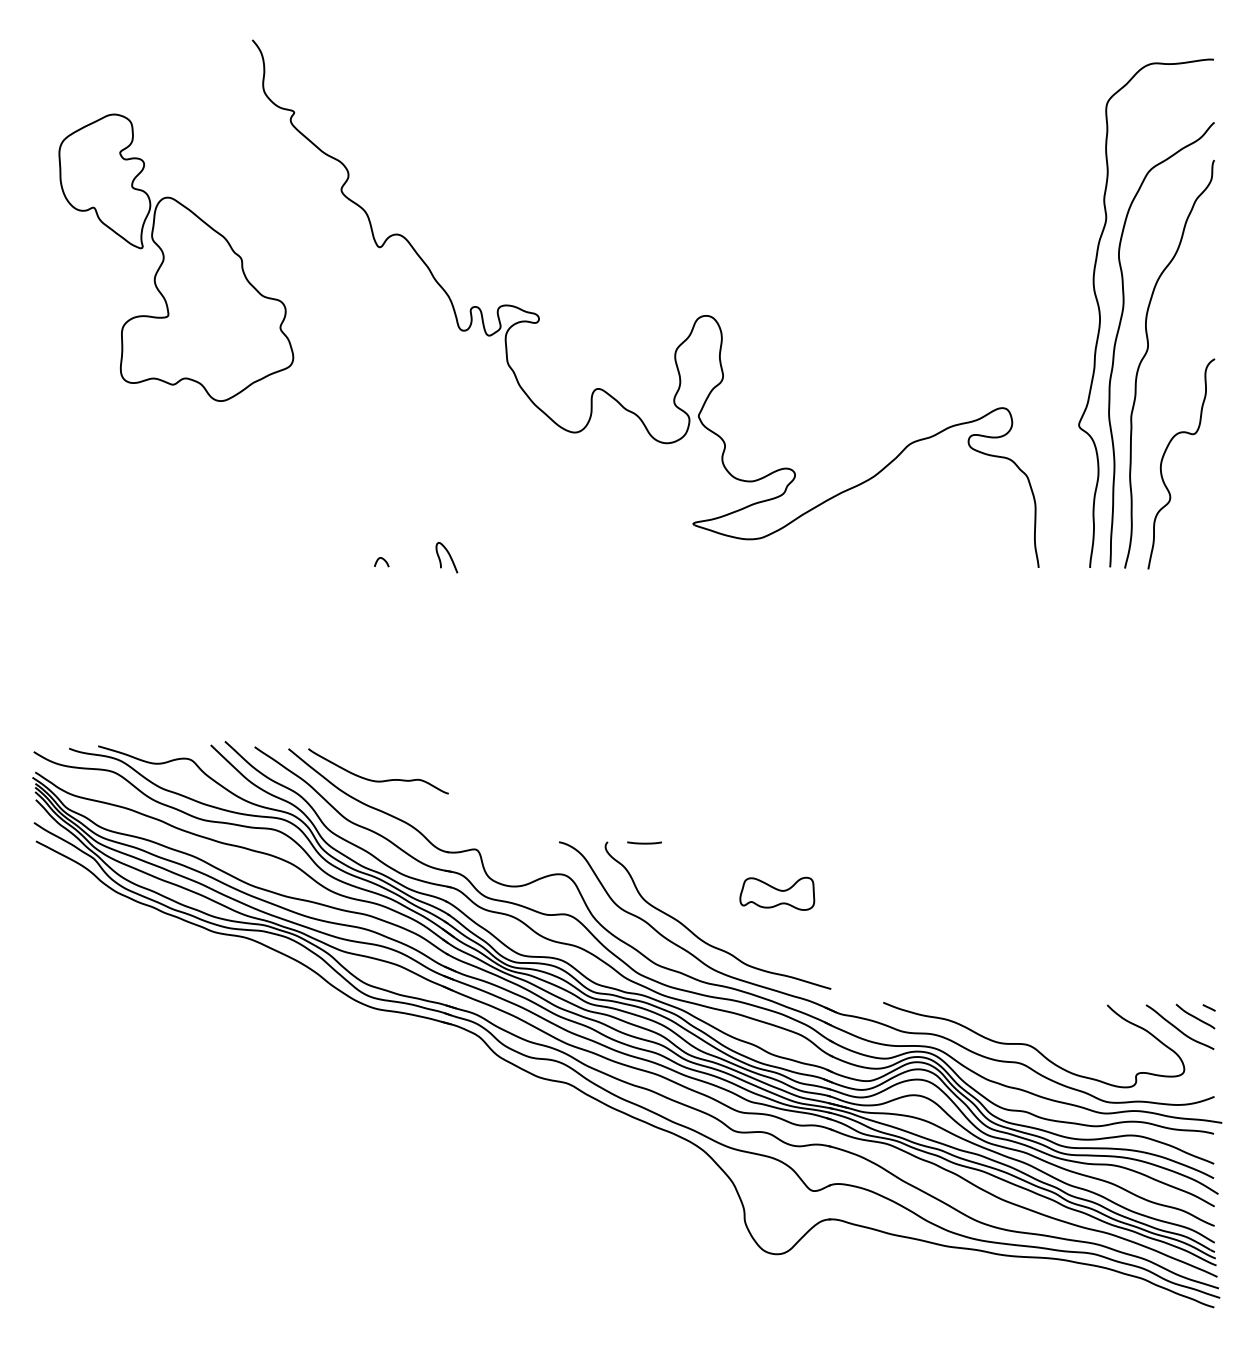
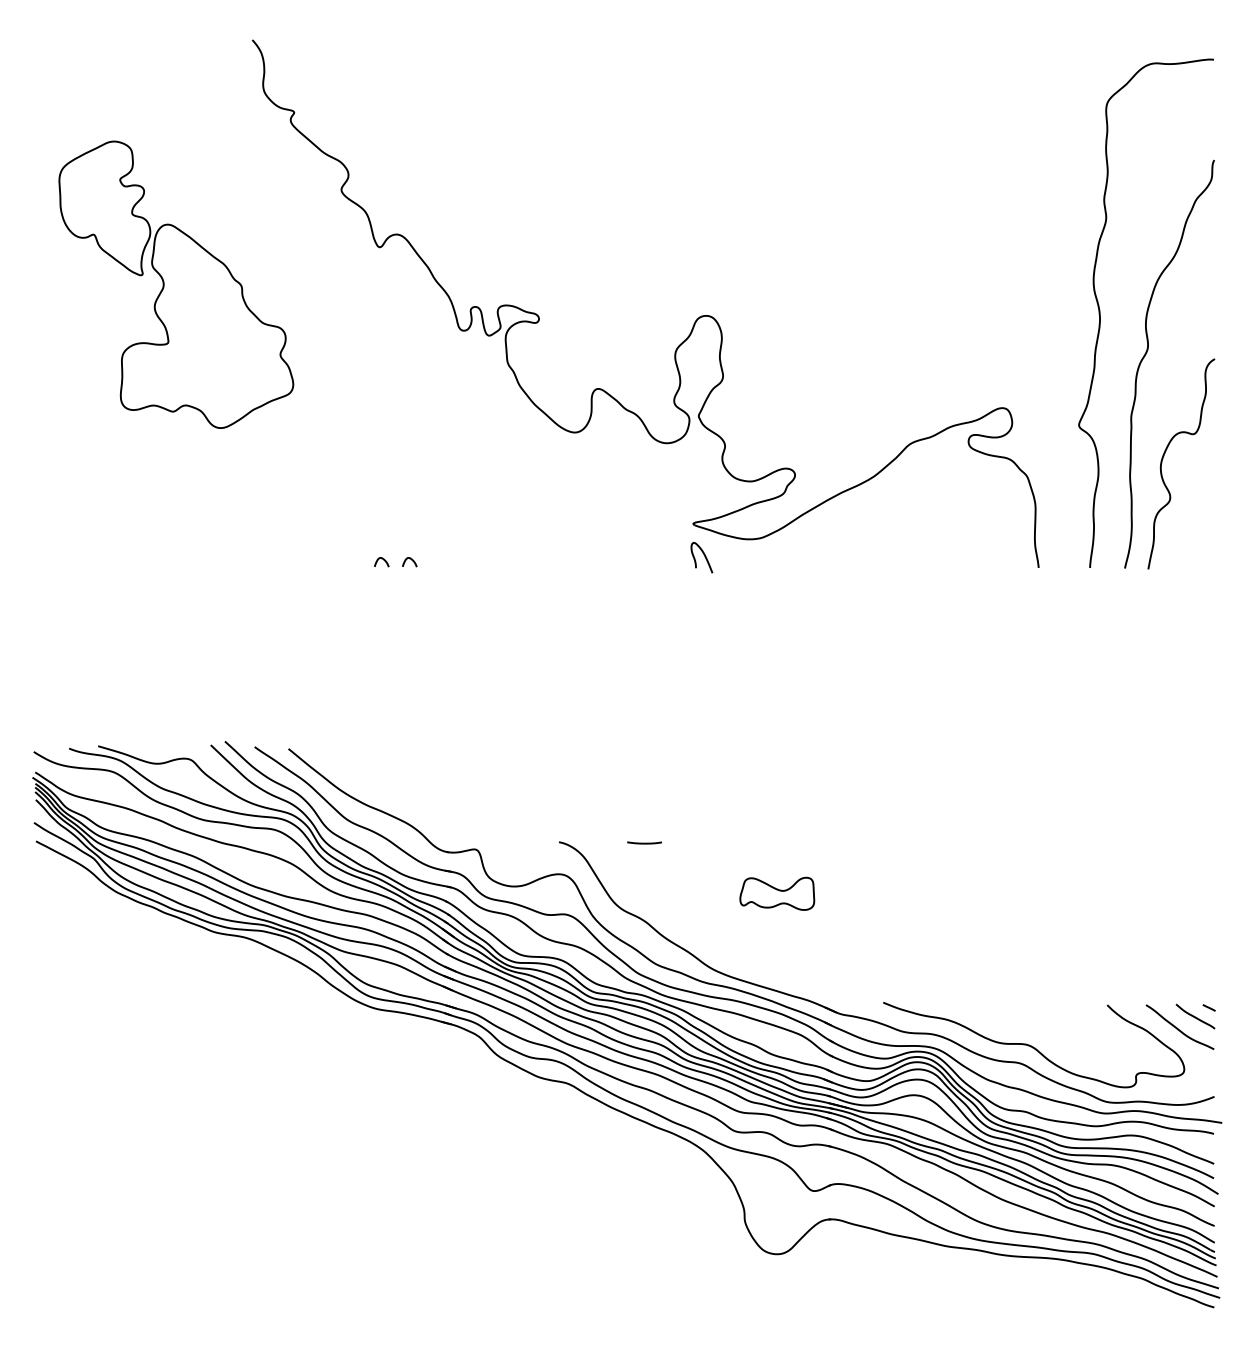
part position: (176, 257) -> (176, 284) (176, 284)
curve: present -> none (1118, 334)
curve position: (448, 555) -> (703, 555) (703, 555)
curve: none -> present (411, 560)
curve: present -> none (378, 780)
curve: present -> none (702, 939)
